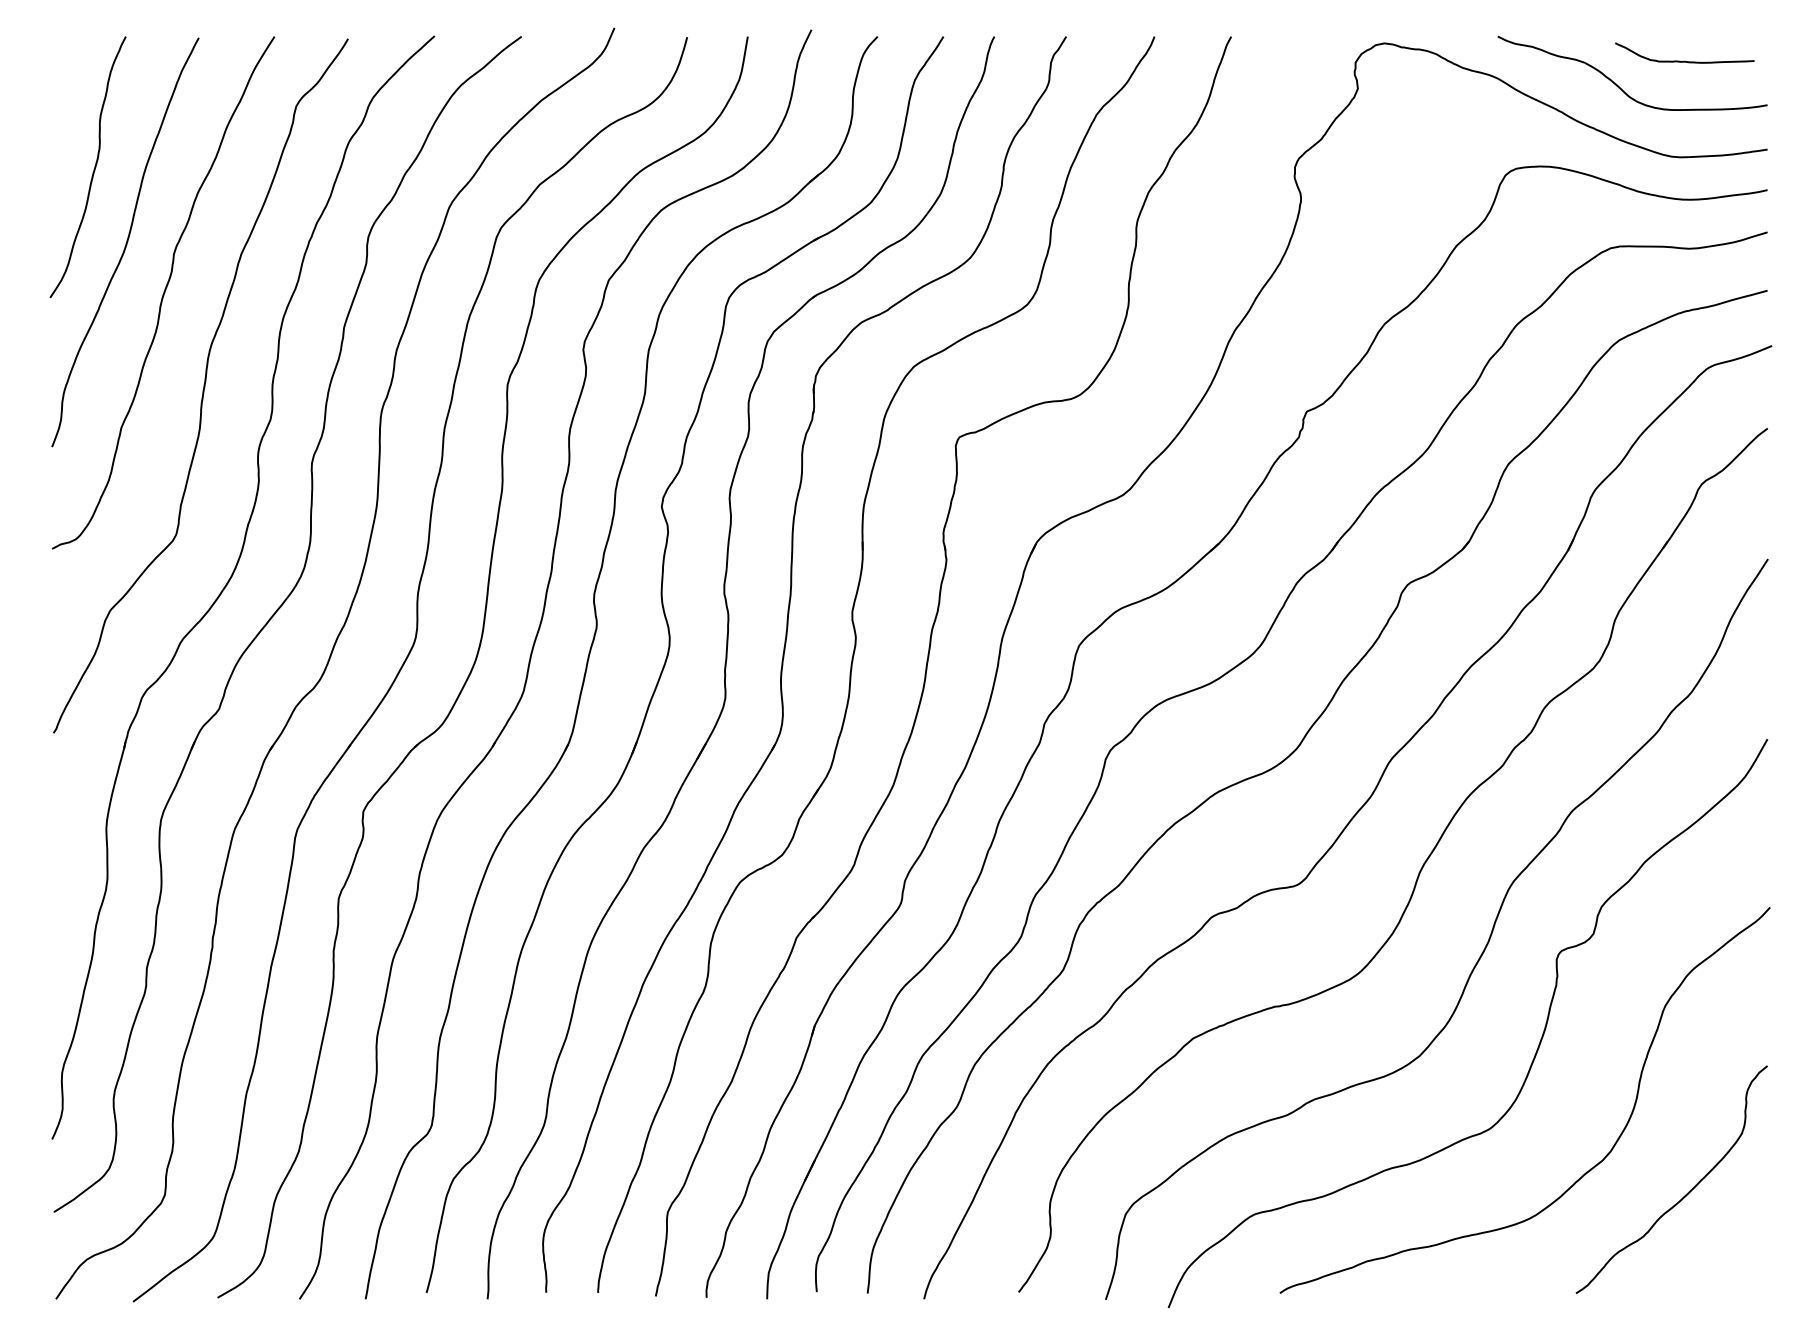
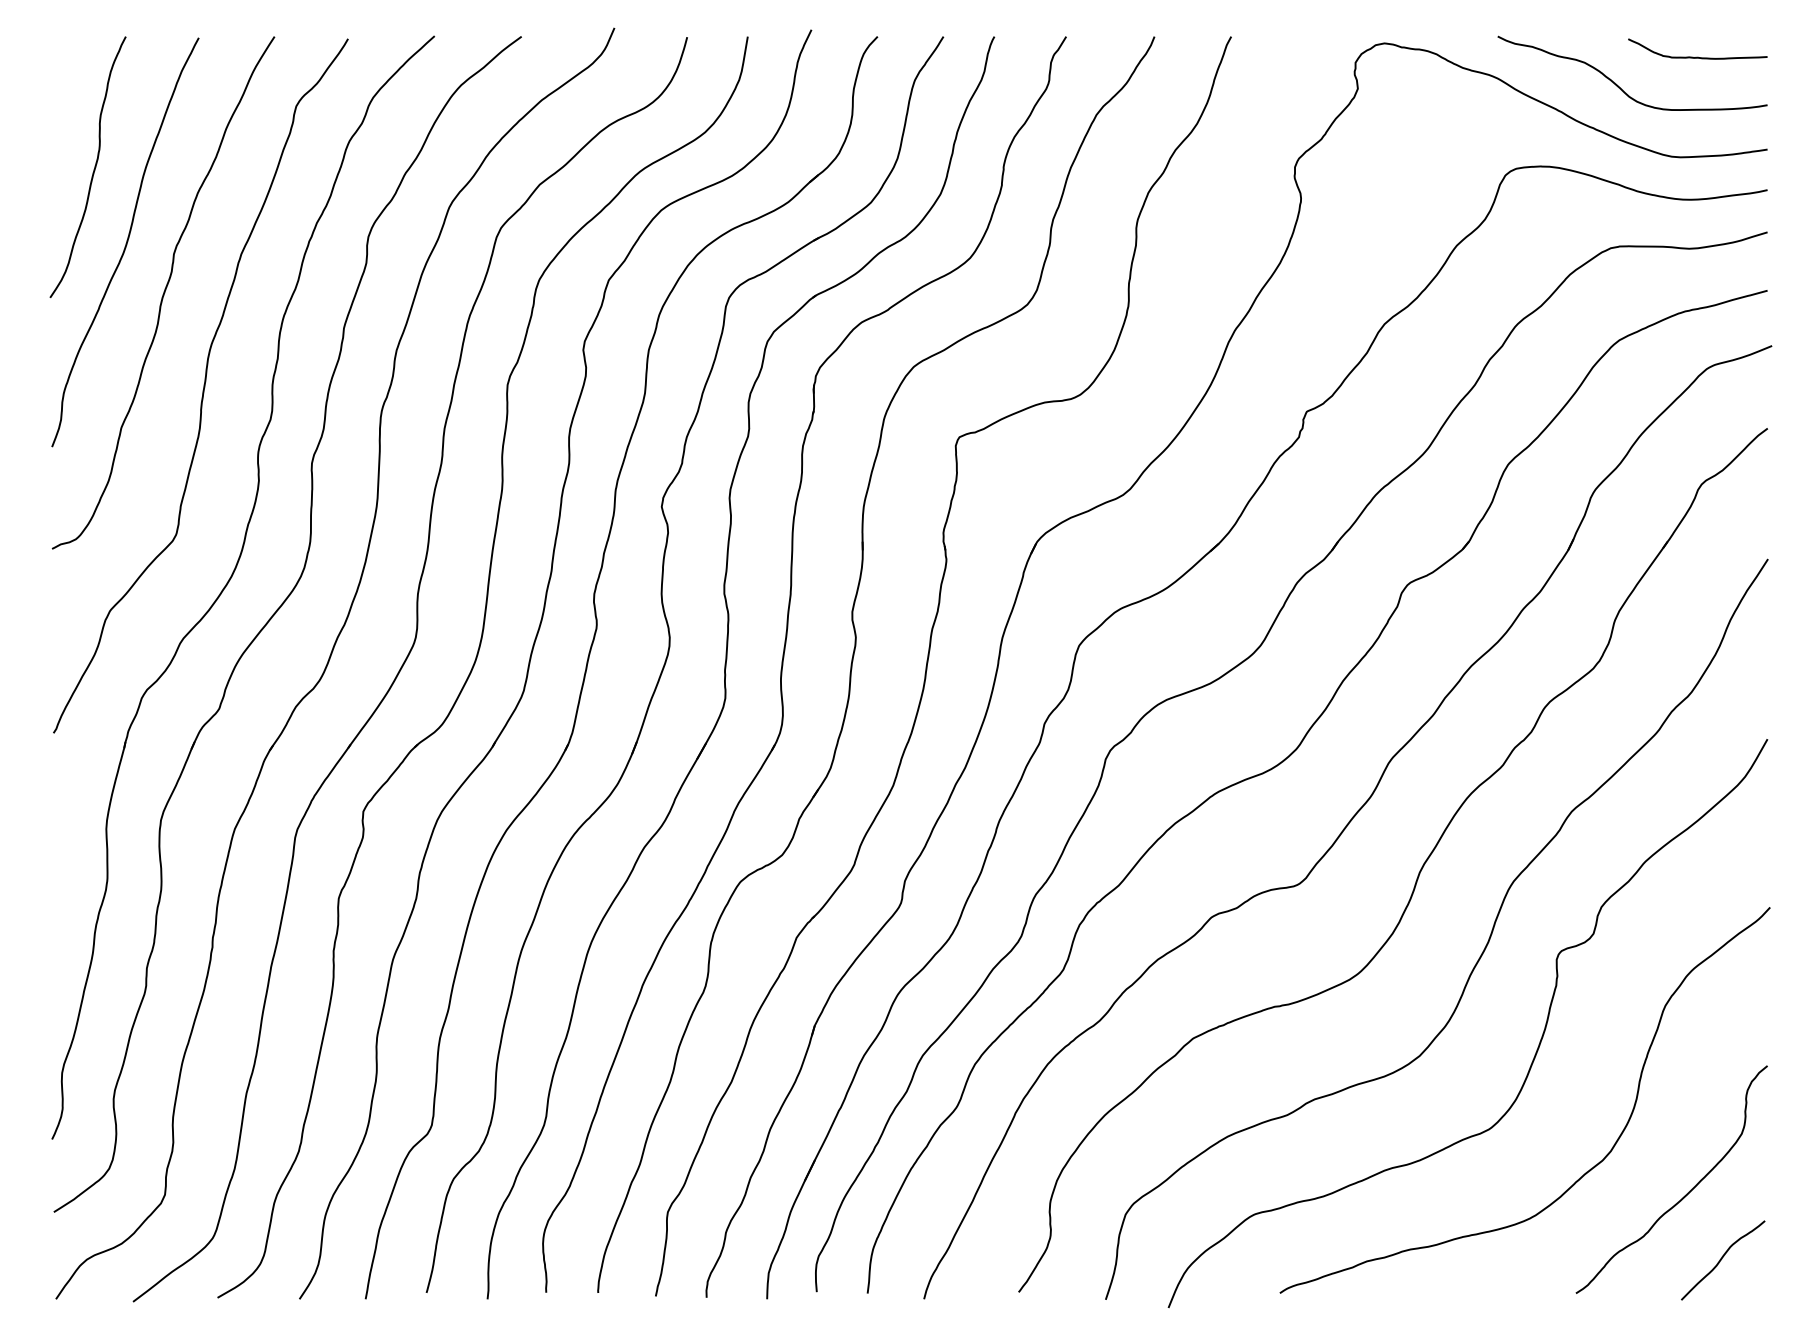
curve position: (1684, 60) -> (1697, 56) (1697, 56)
curve: none -> present (1722, 1259)
